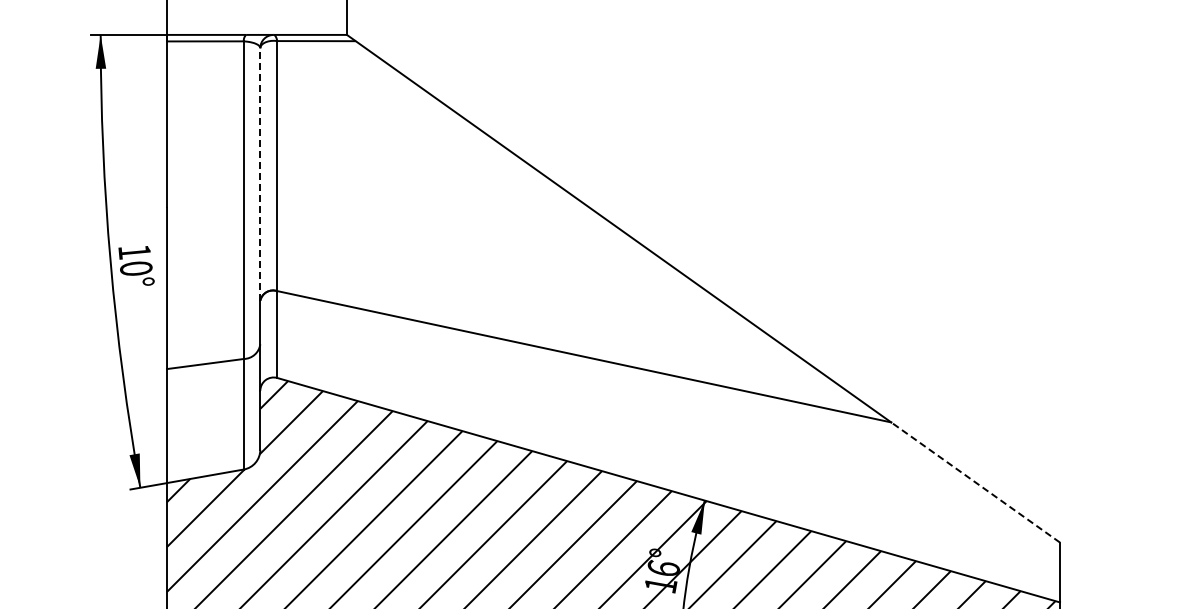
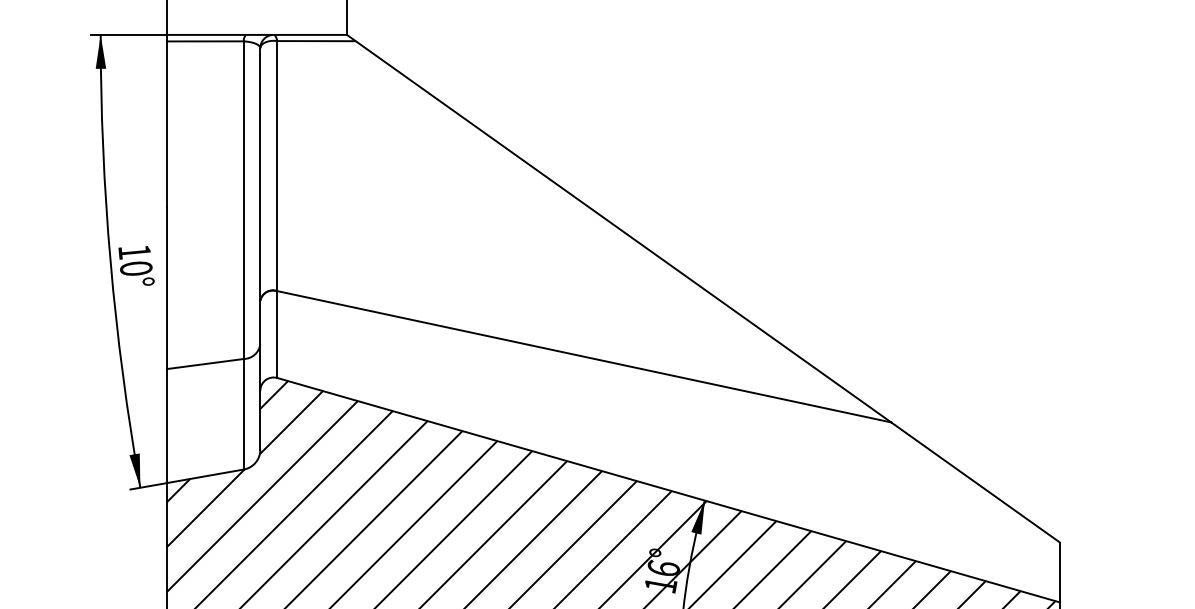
line: dashed -> solid (260, 173)
line: dashed -> solid (975, 482)
